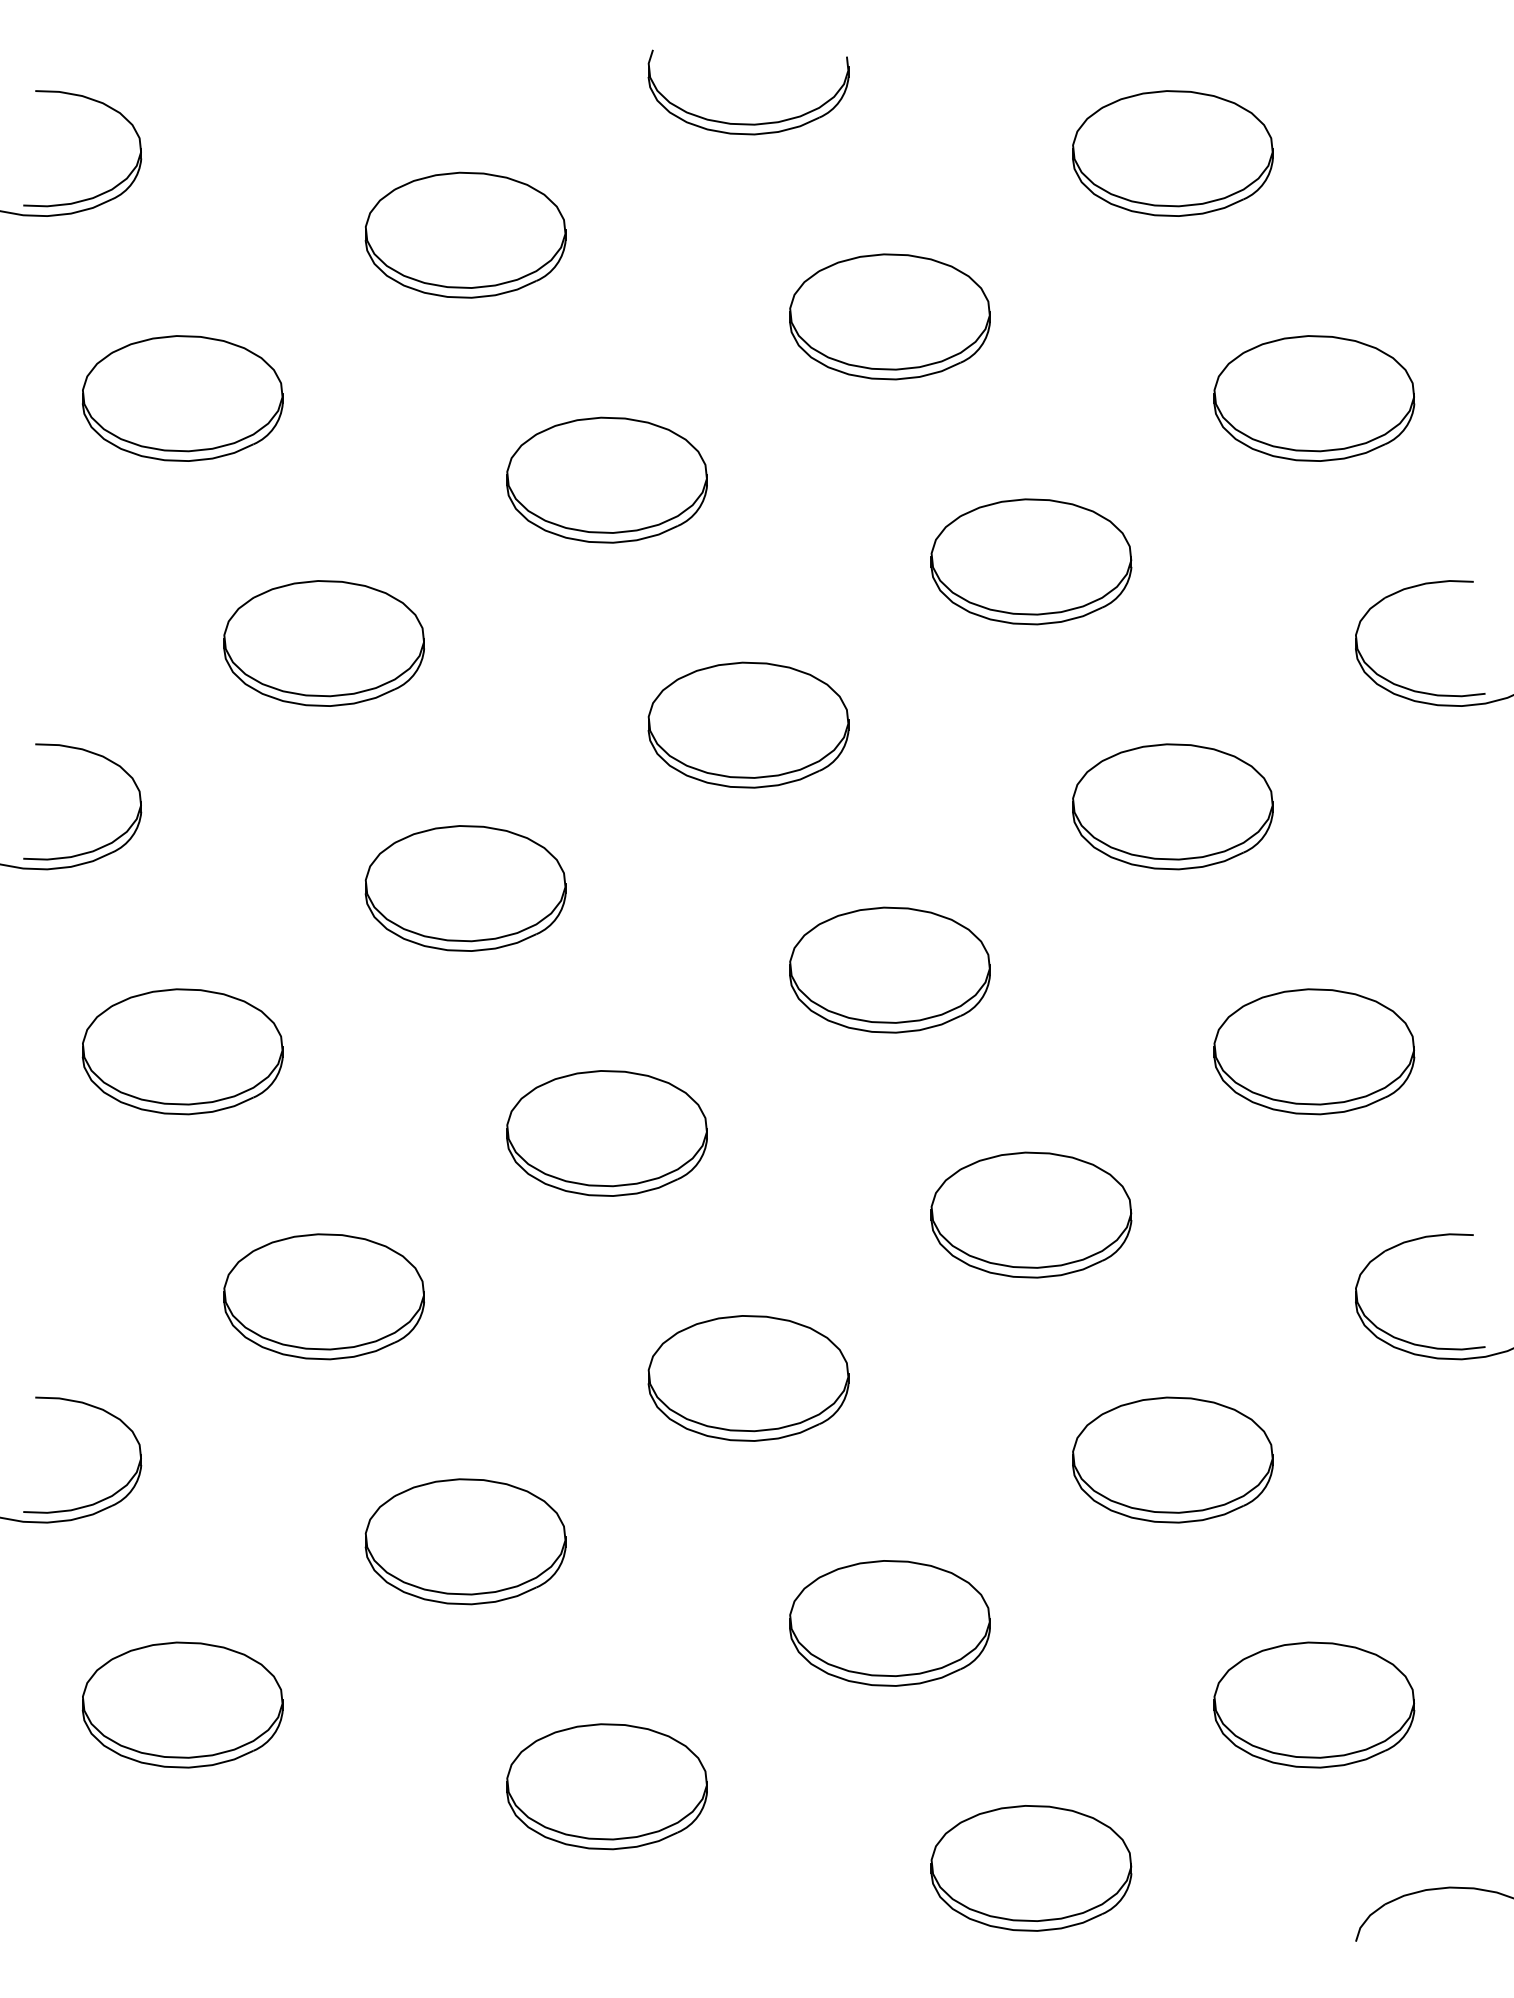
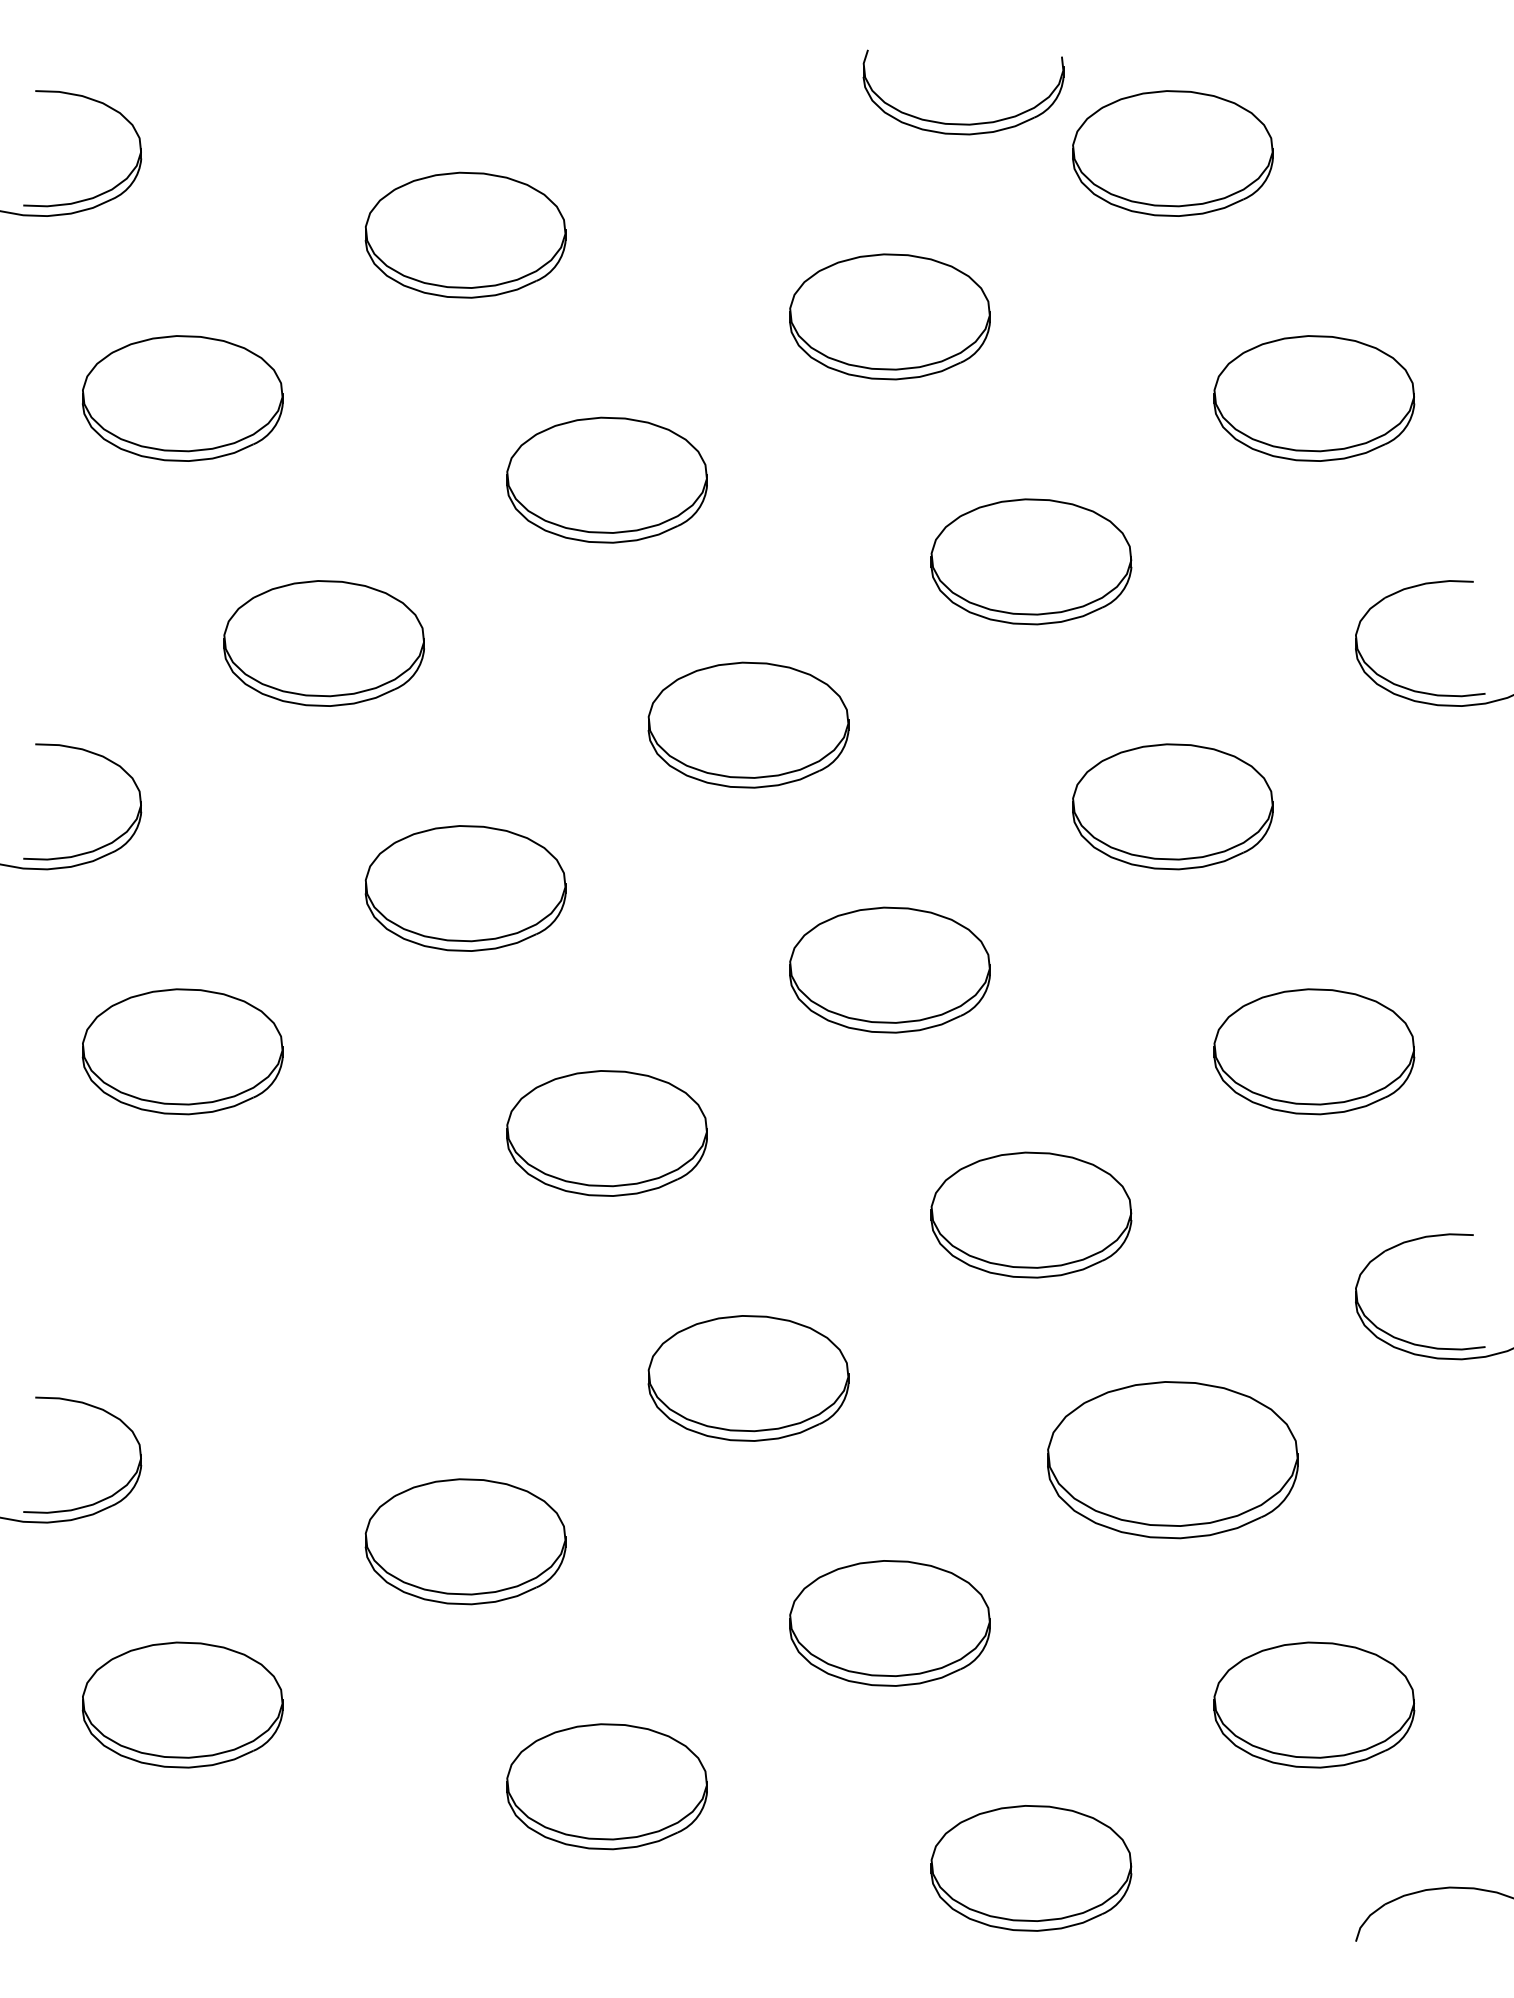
part position: (748, 123) -> (963, 123) (963, 123)
part: present -> none (323, 1296)
part size: 202x128 px -> 252x159 px (1172, 1460)
